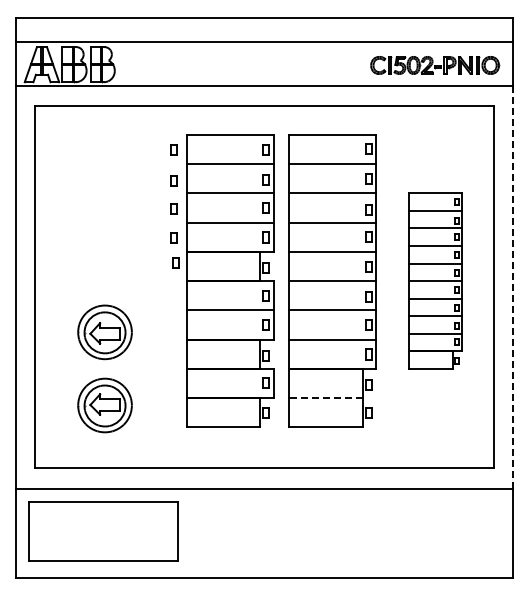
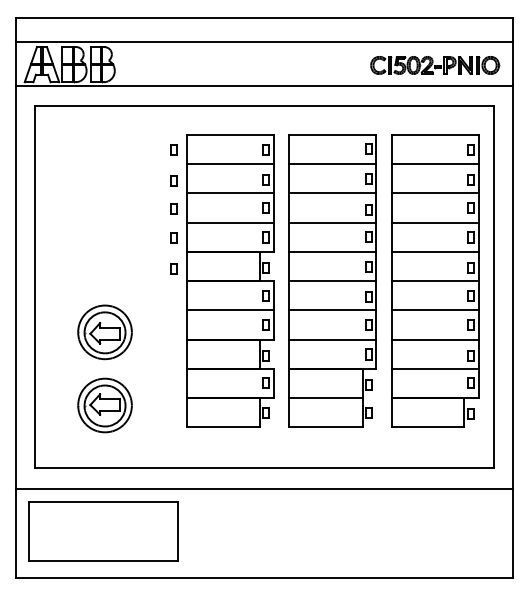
part position: (175, 262) -> (173, 268) (173, 268)
part size: 55x178 px -> 89x294 px (435, 280)
line: dashed -> solid (513, 286)
line: dashed -> solid (325, 398)
